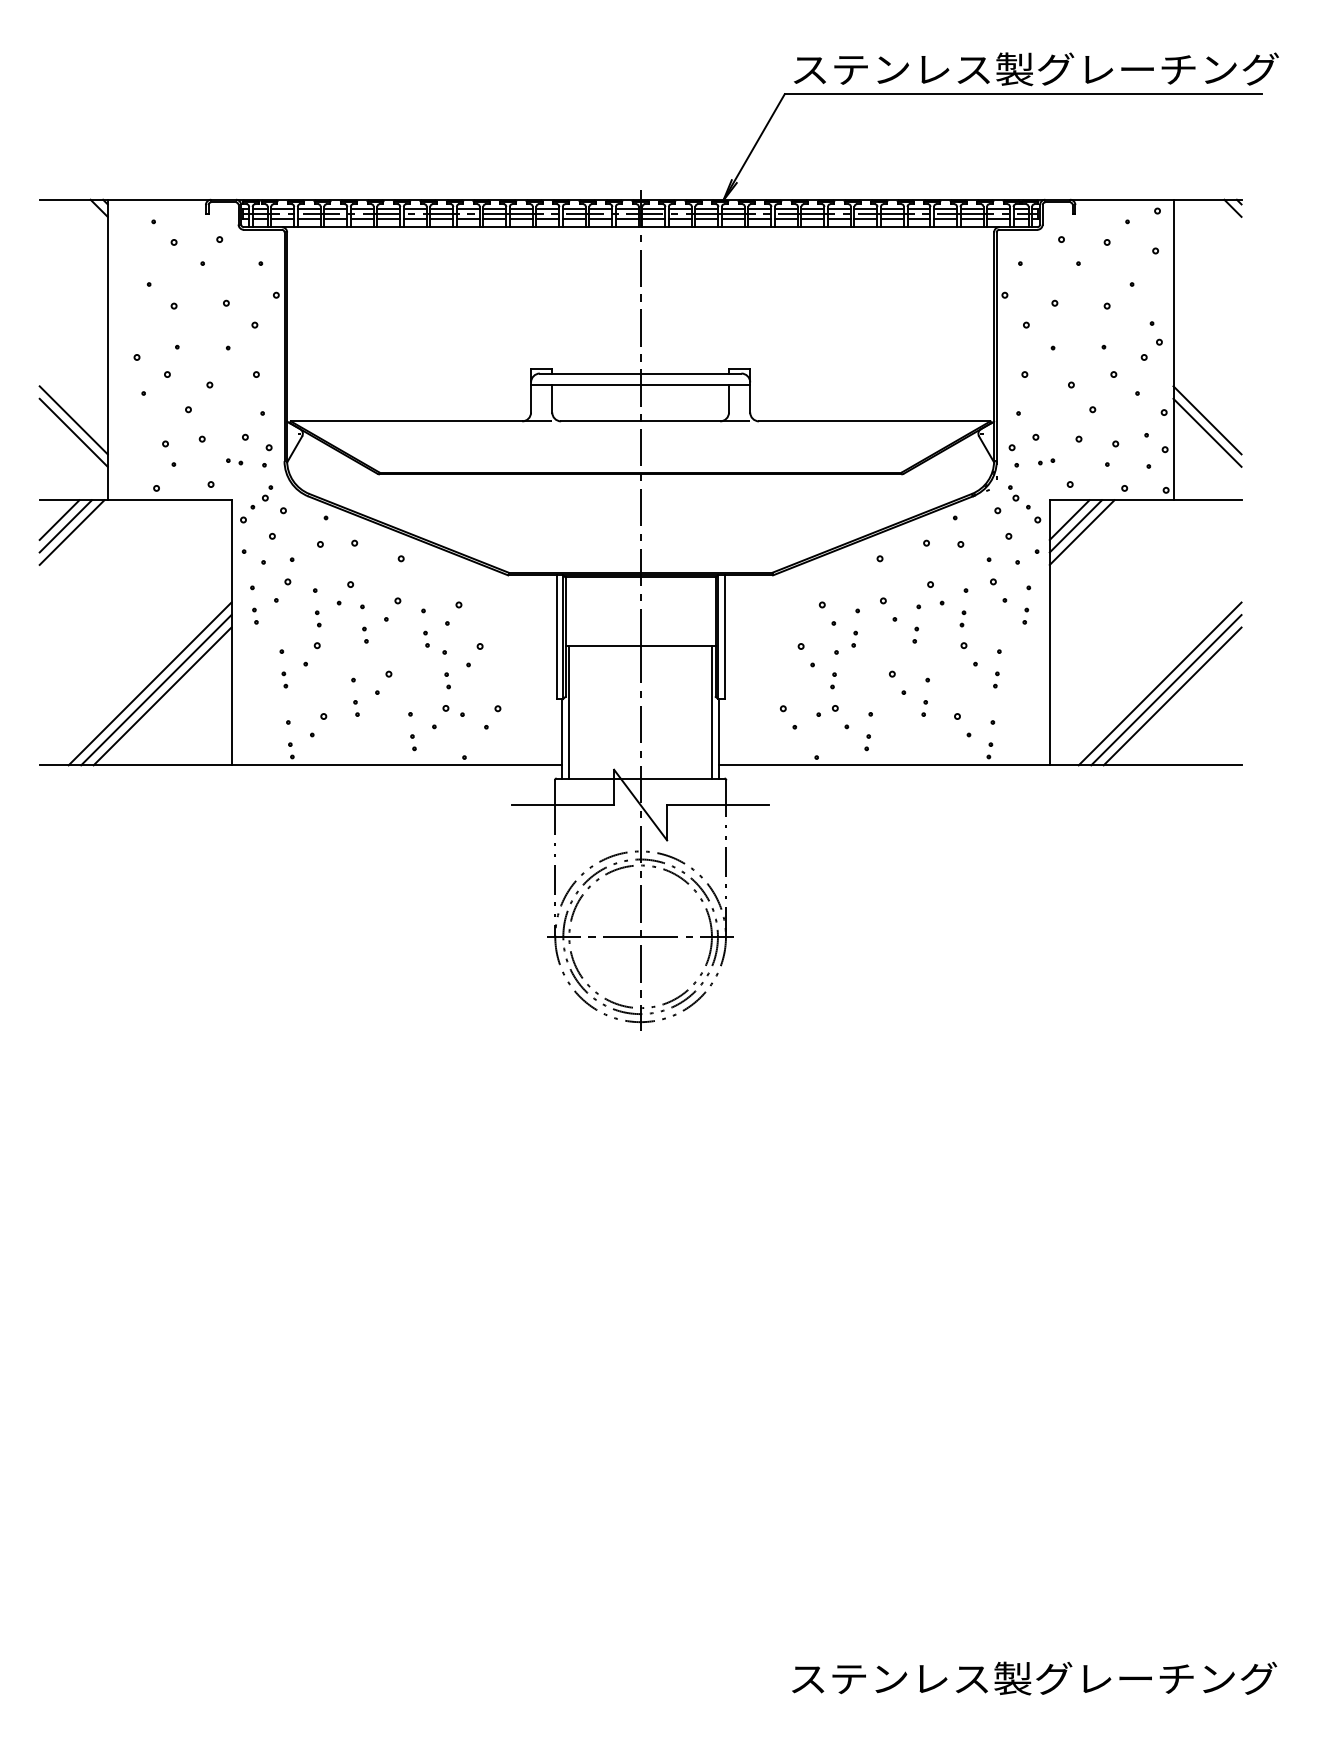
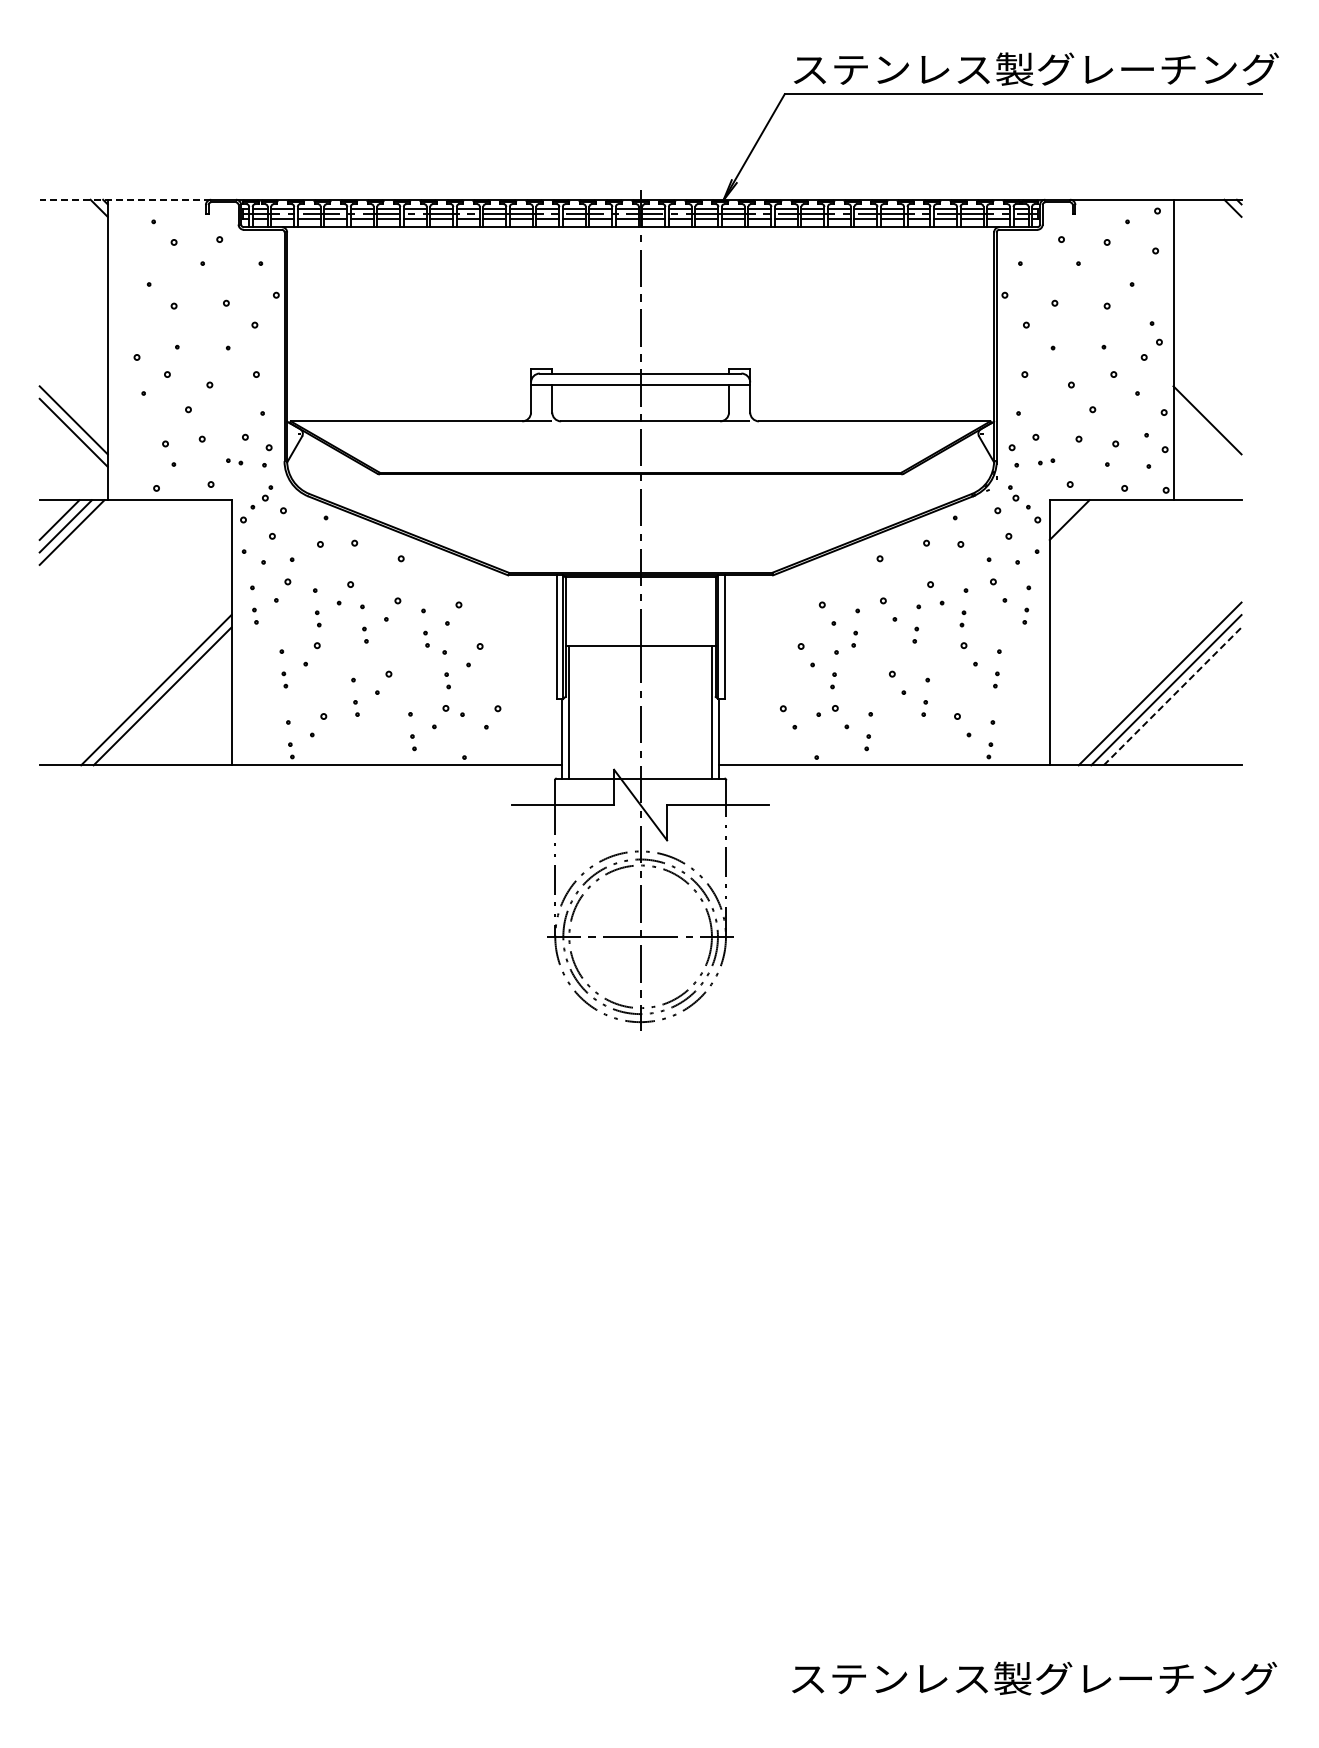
line: solid -> dashed (125, 199)
line: present -> none (1207, 432)
line: present -> none (1075, 526)
line: present -> none (1081, 532)
line: present -> none (149, 683)
line: solid -> dashed (1172, 696)
